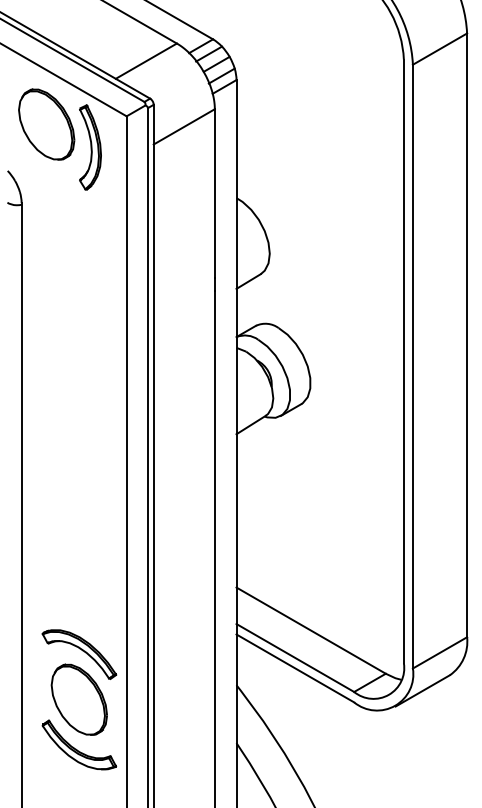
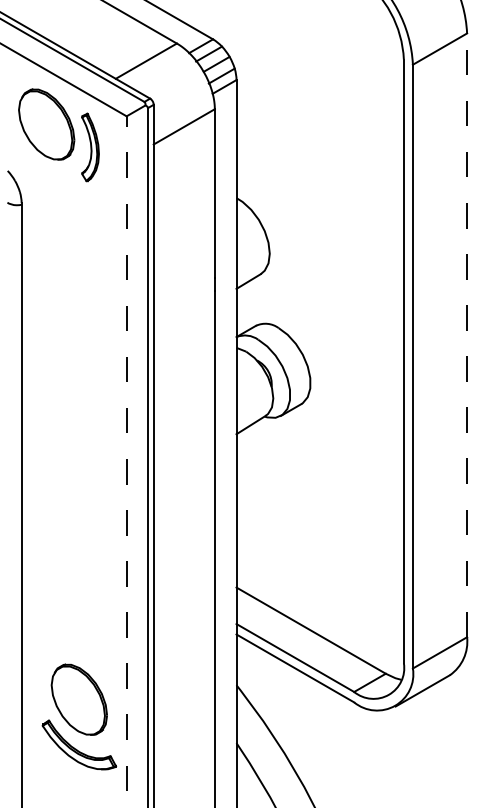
part size: 23x87 px -> 19x71 px (90, 147)
line: solid -> dashed (467, 335)
line: solid -> dashed (126, 461)
part: present -> none (79, 654)
